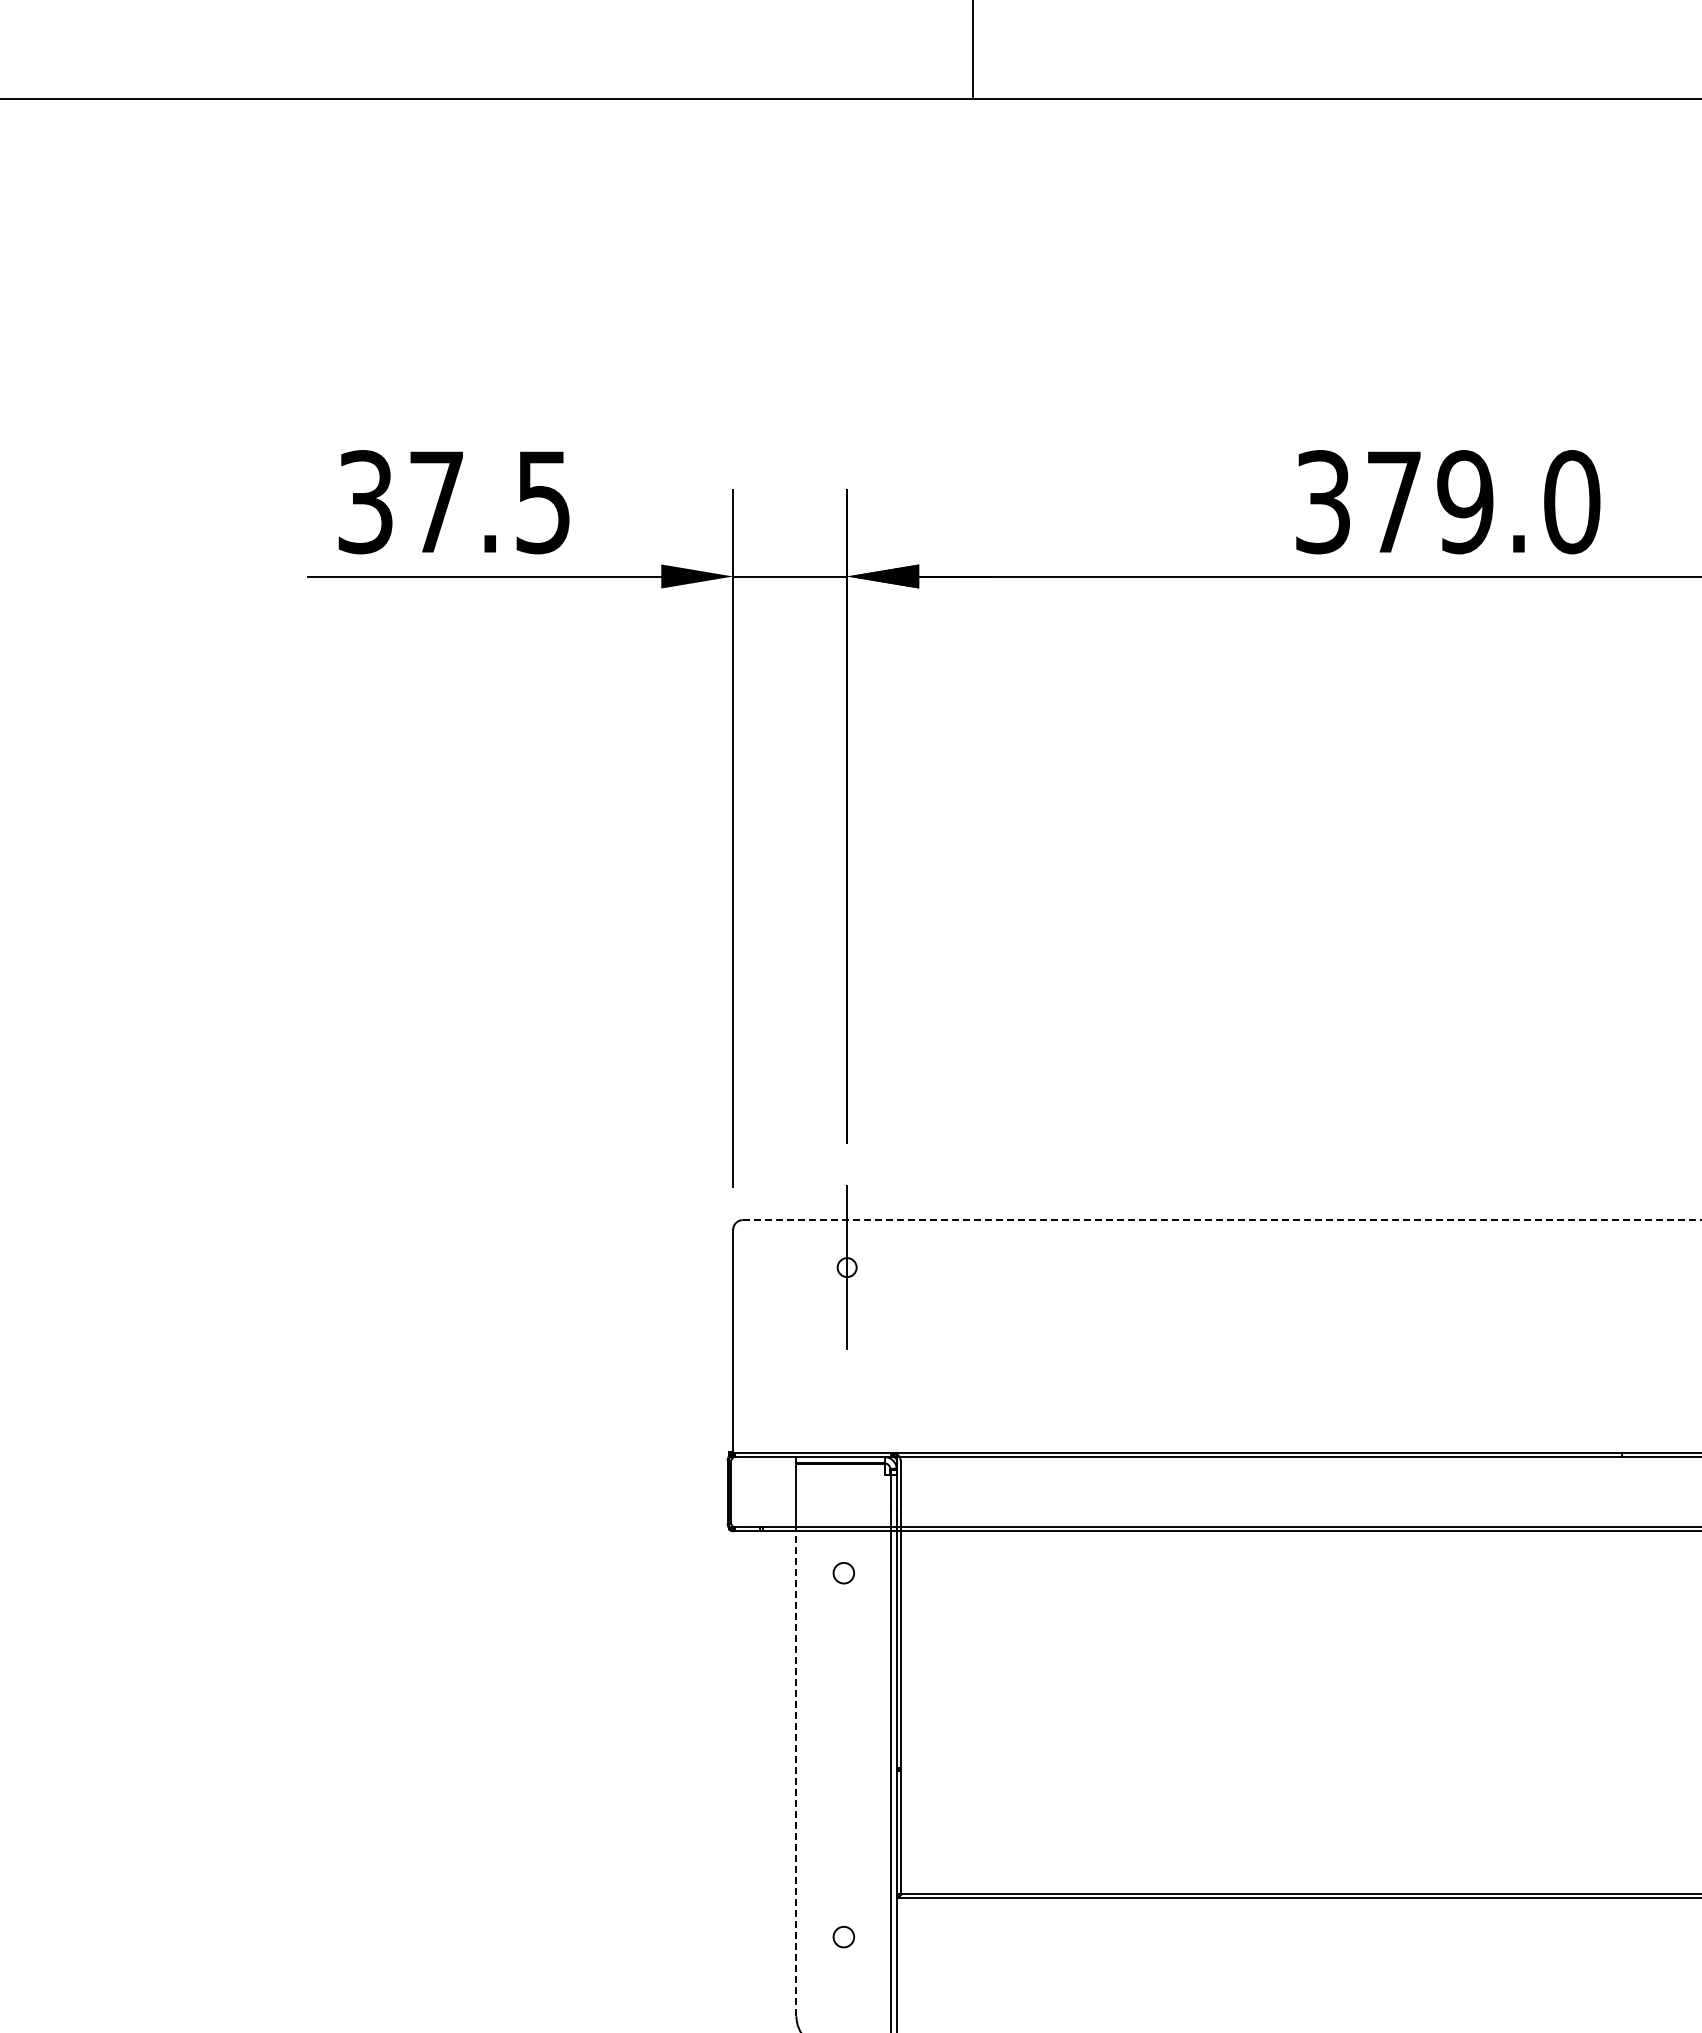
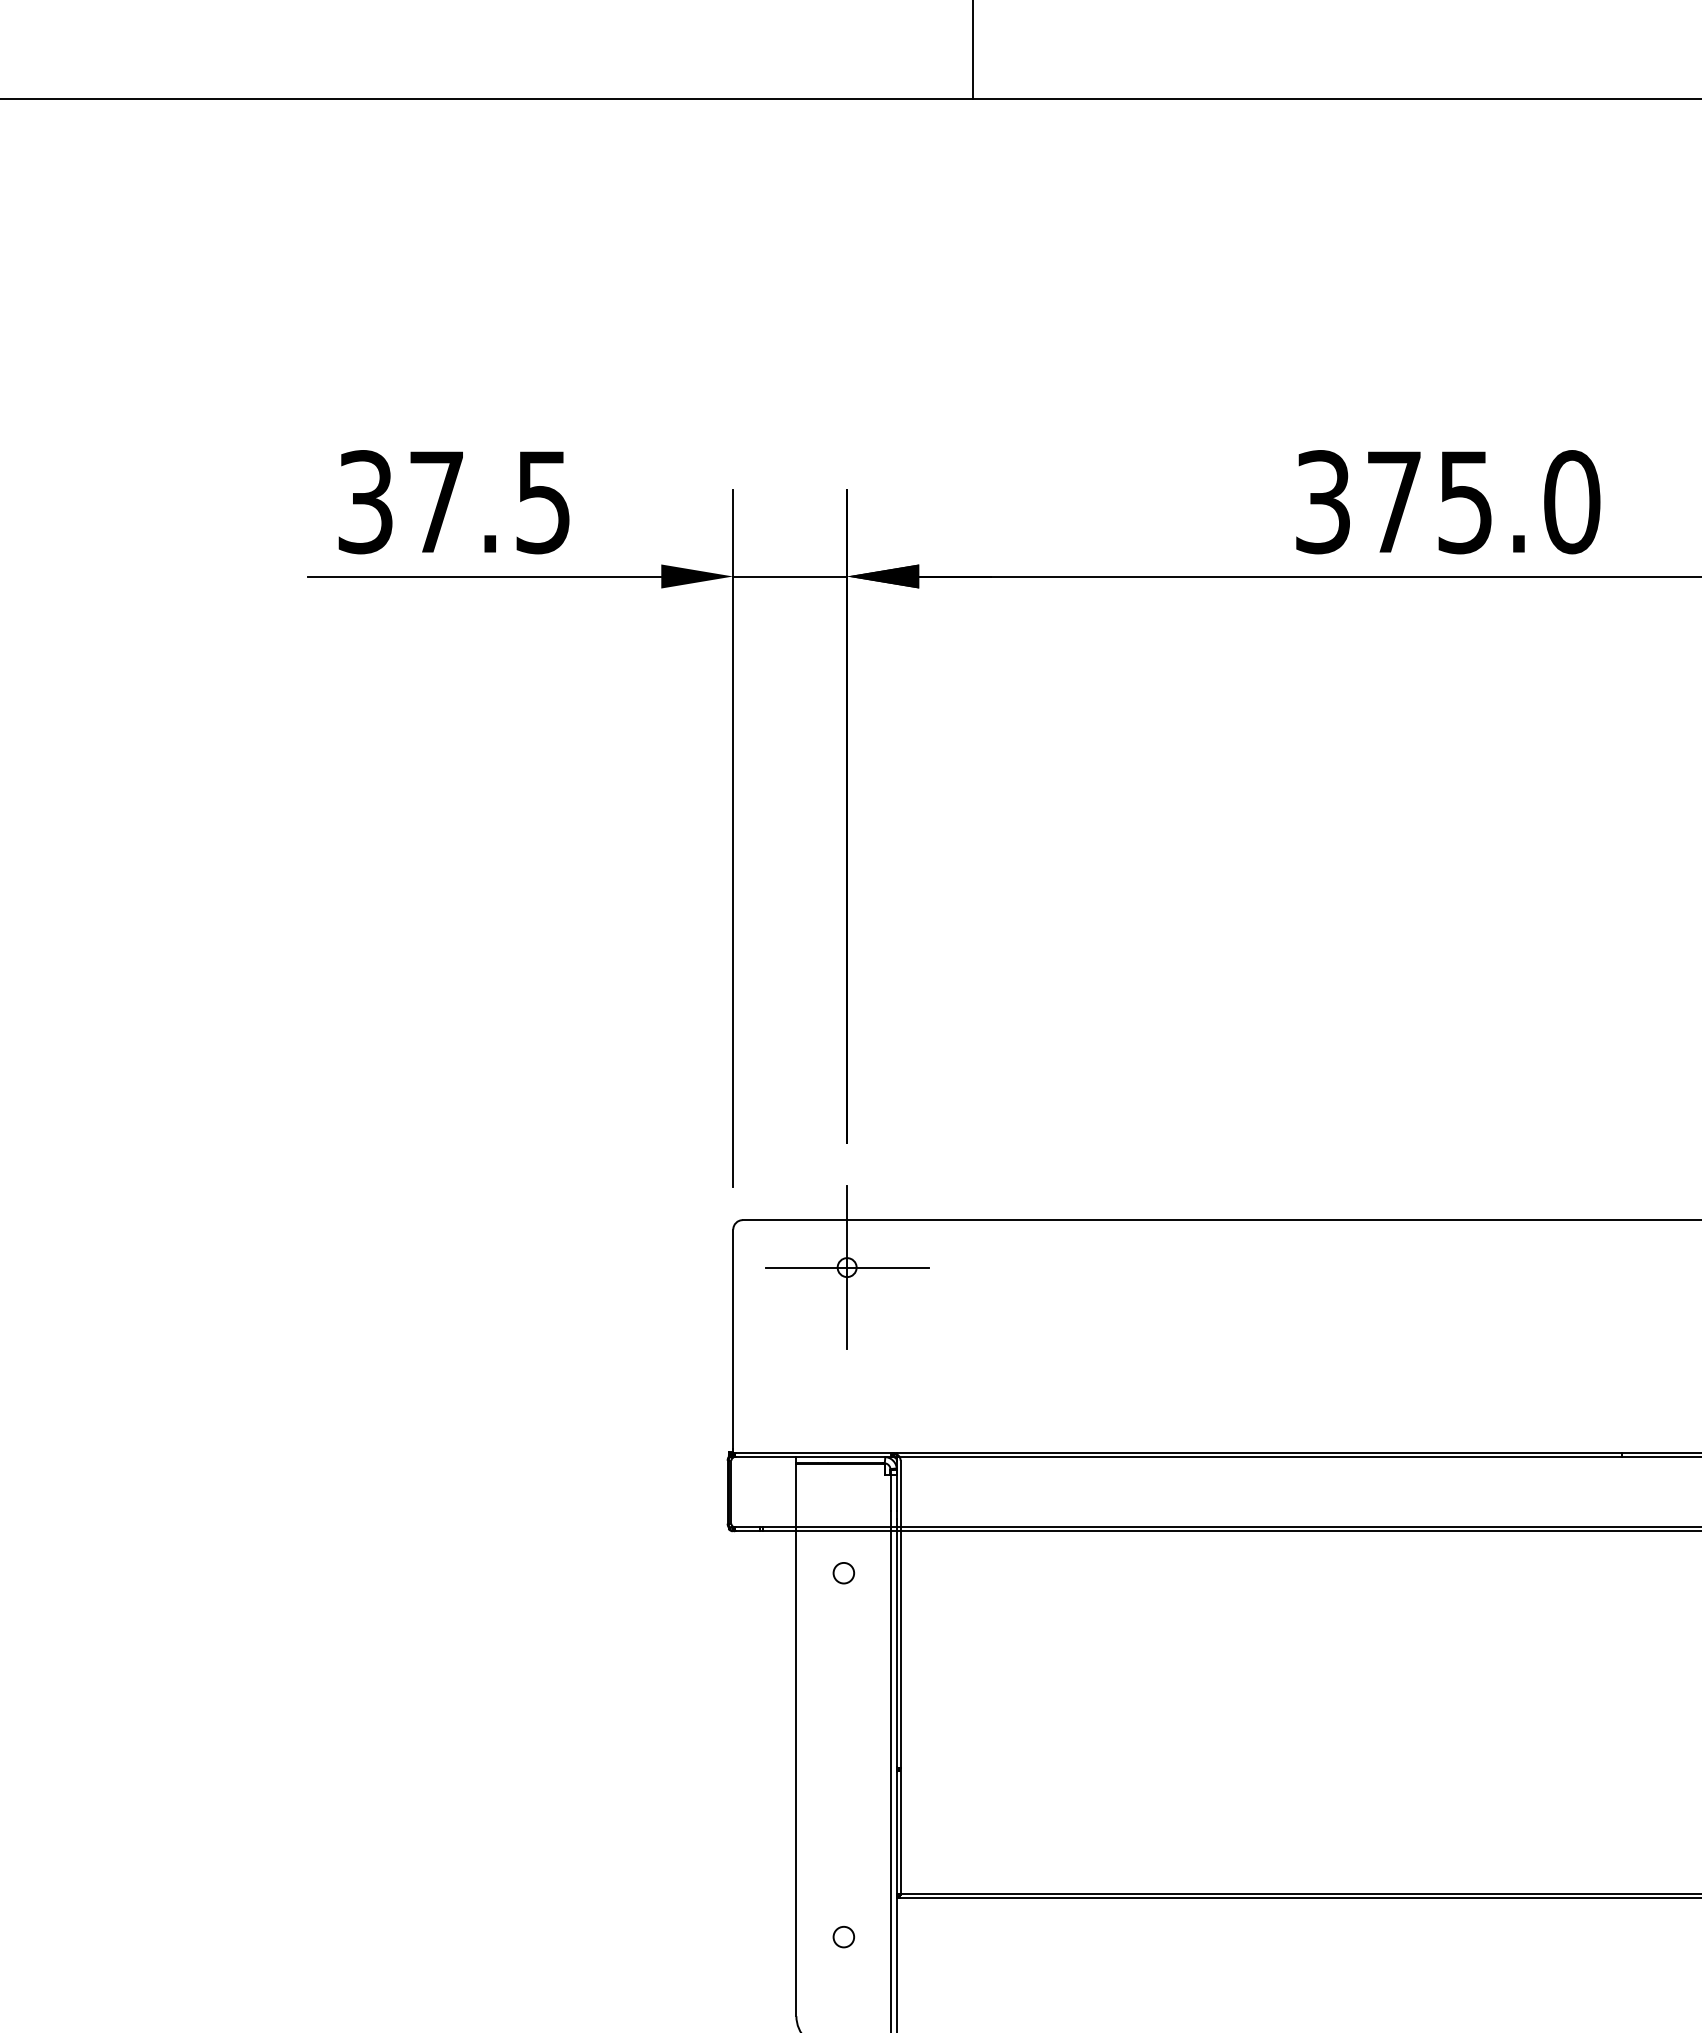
text: 379.0 -> 375.0 (1465, 502)
line: dashed -> solid (1222, 1220)
line: none -> present (846, 1267)
line: dashed -> solid (796, 1773)
